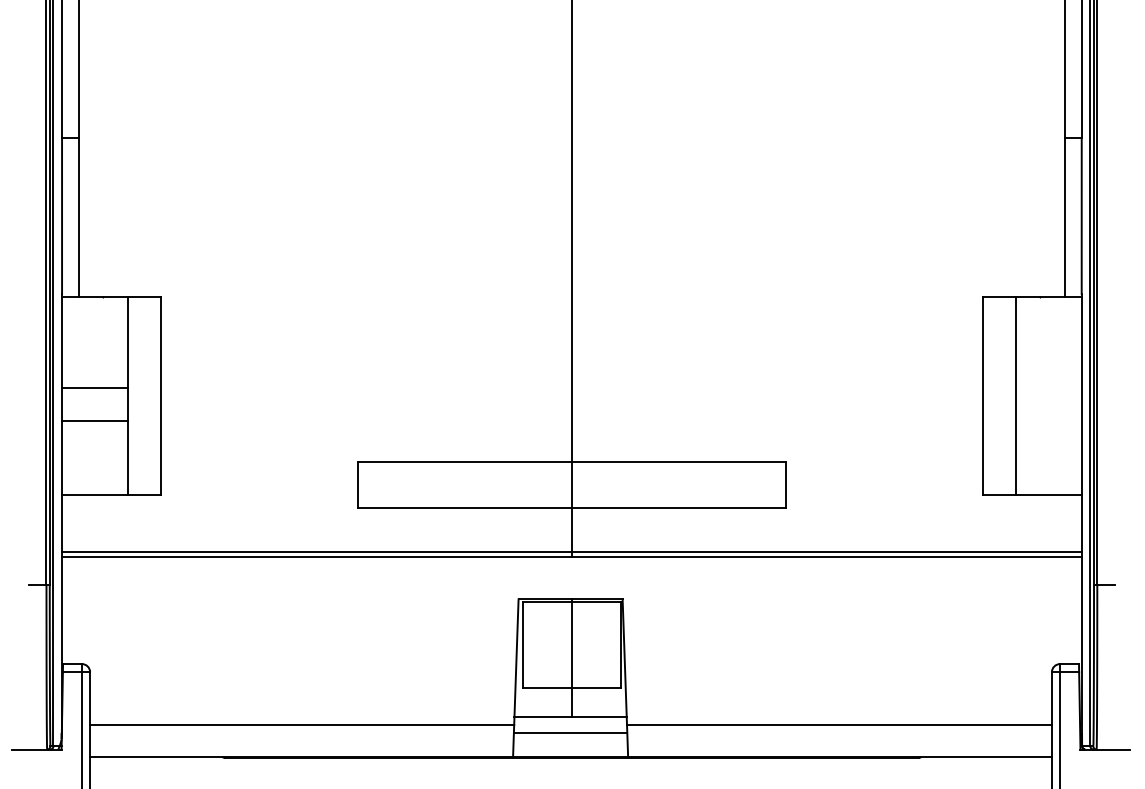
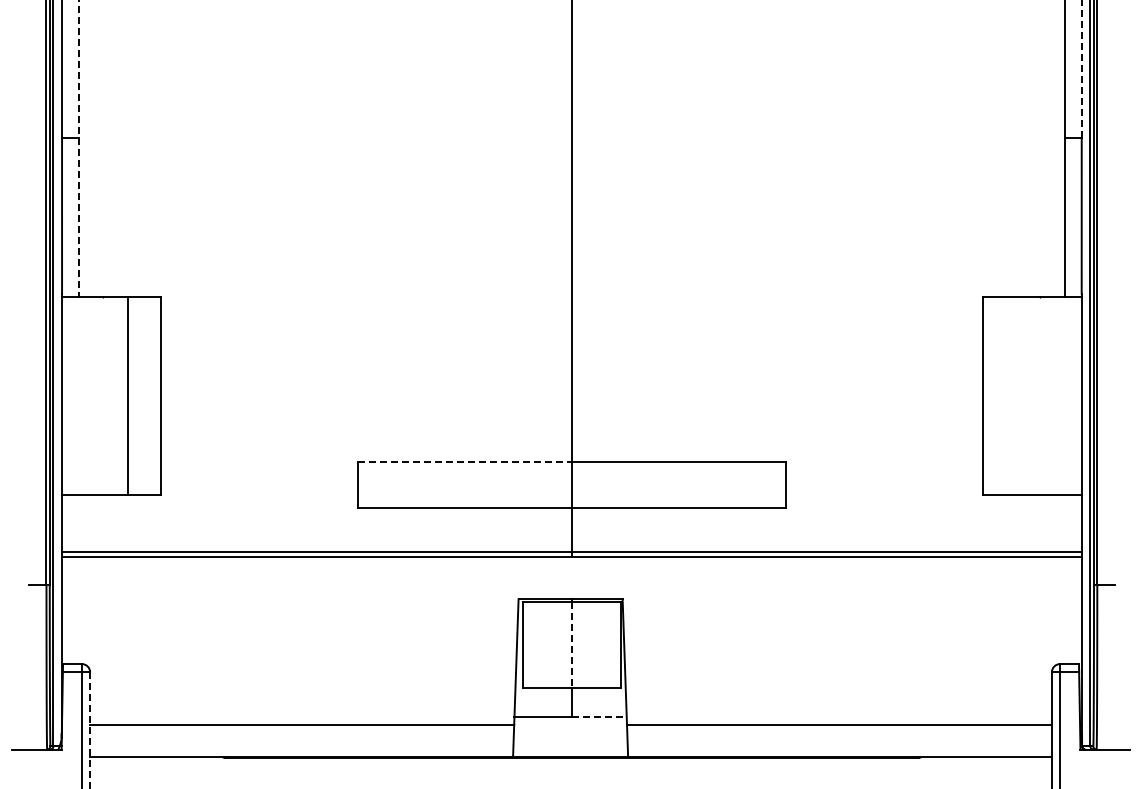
line: solid -> dashed (1081, 69)
line: solid -> dashed (78, 149)
line: present -> none (94, 387)
line: present -> none (1015, 395)
line: present -> none (94, 420)
line: solid -> dashed (465, 462)
line: solid -> dashed (571, 645)
line: solid -> dashed (599, 716)
line: solid -> dashed (90, 730)
line: present -> none (570, 732)
